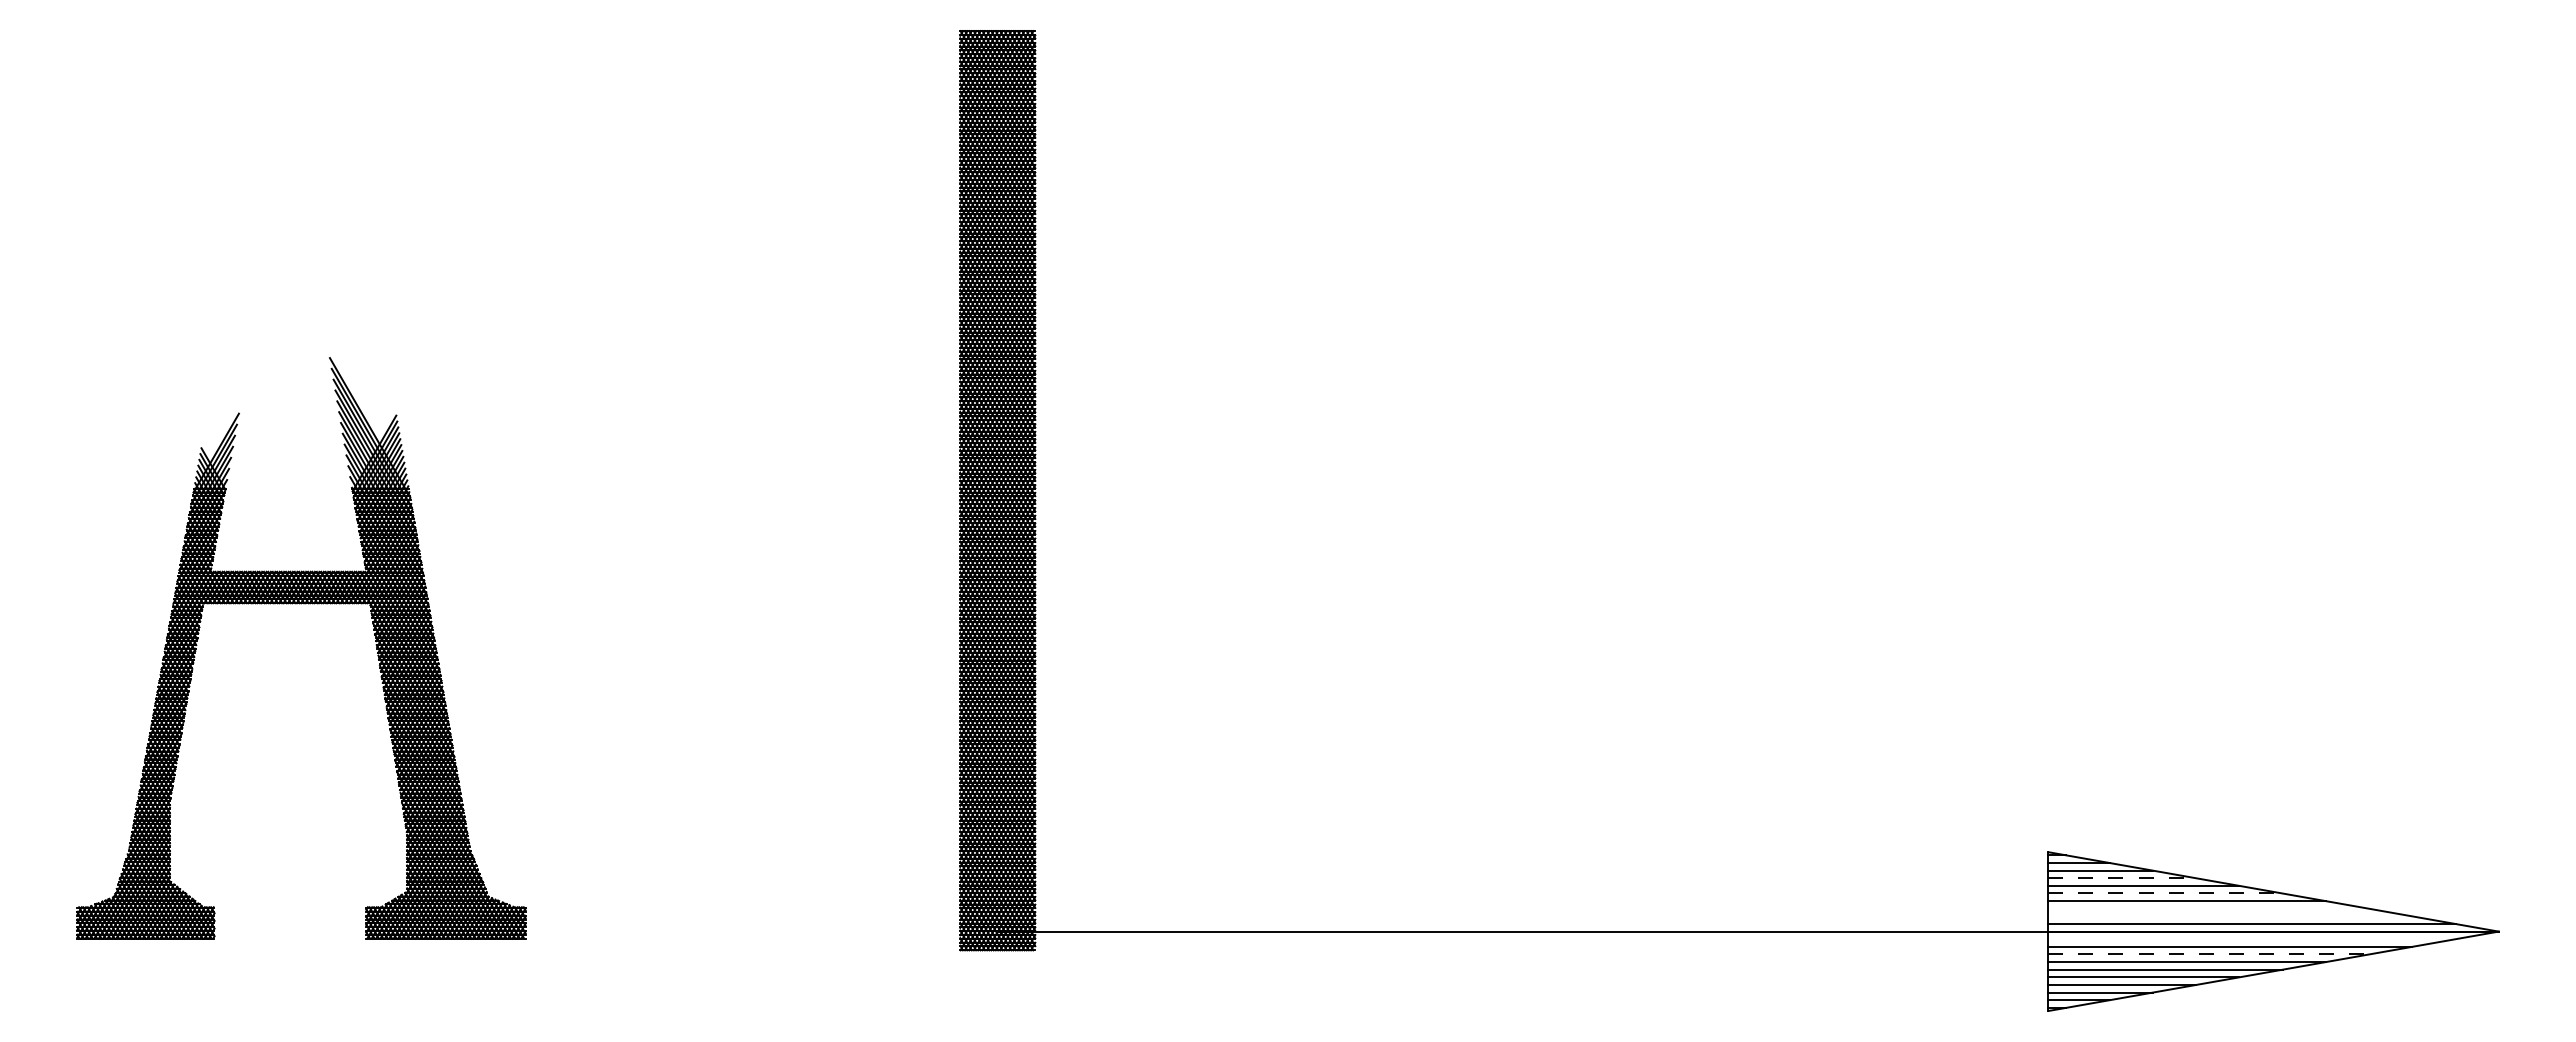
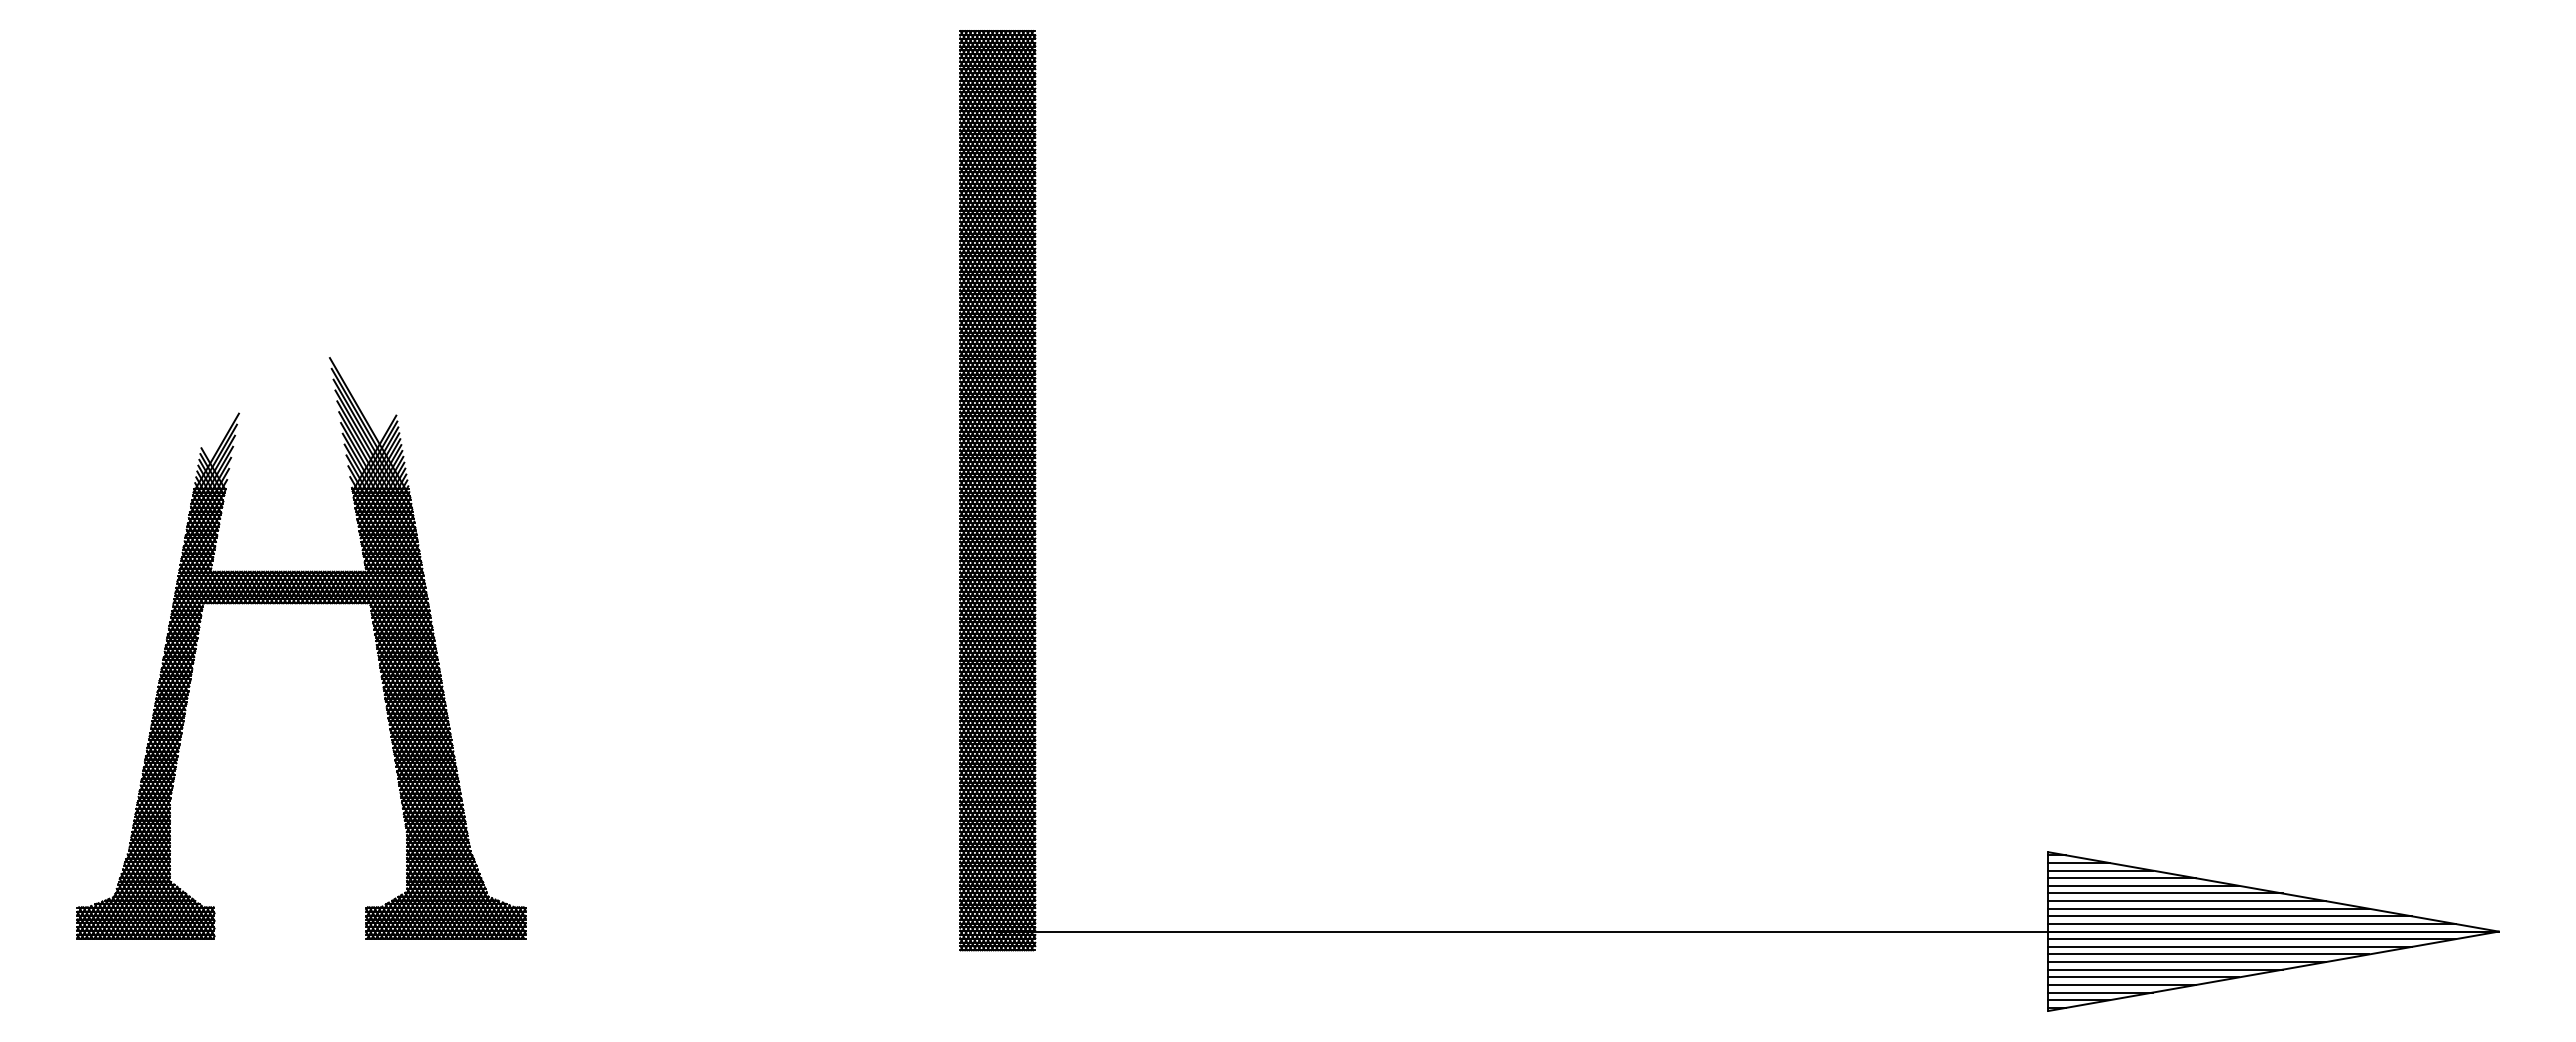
line: dashed -> solid (2122, 878)
line: dashed -> solid (2166, 893)
line: none -> present (2208, 908)
line: none -> present (2230, 916)
line: none -> present (2251, 939)
line: dashed -> solid (2209, 954)
